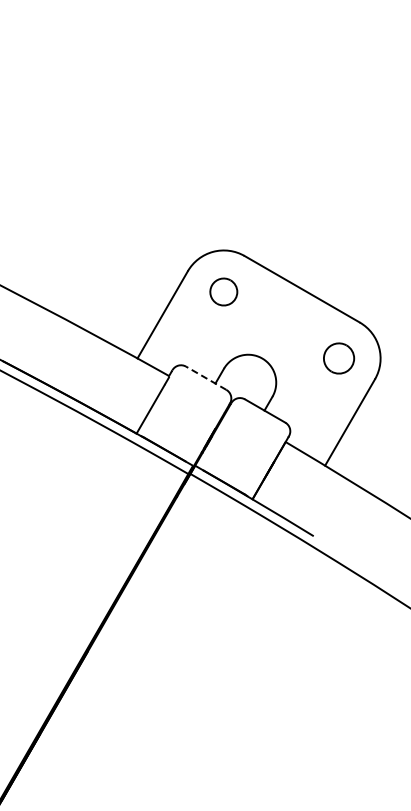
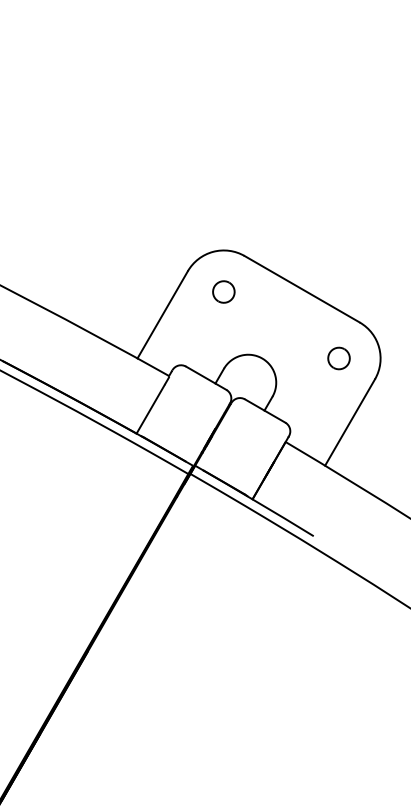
part size: 30x30 px -> 24x24 px (223, 291)
part size: 33x33 px -> 24x25 px (338, 358)
line: dashed -> solid (205, 377)
